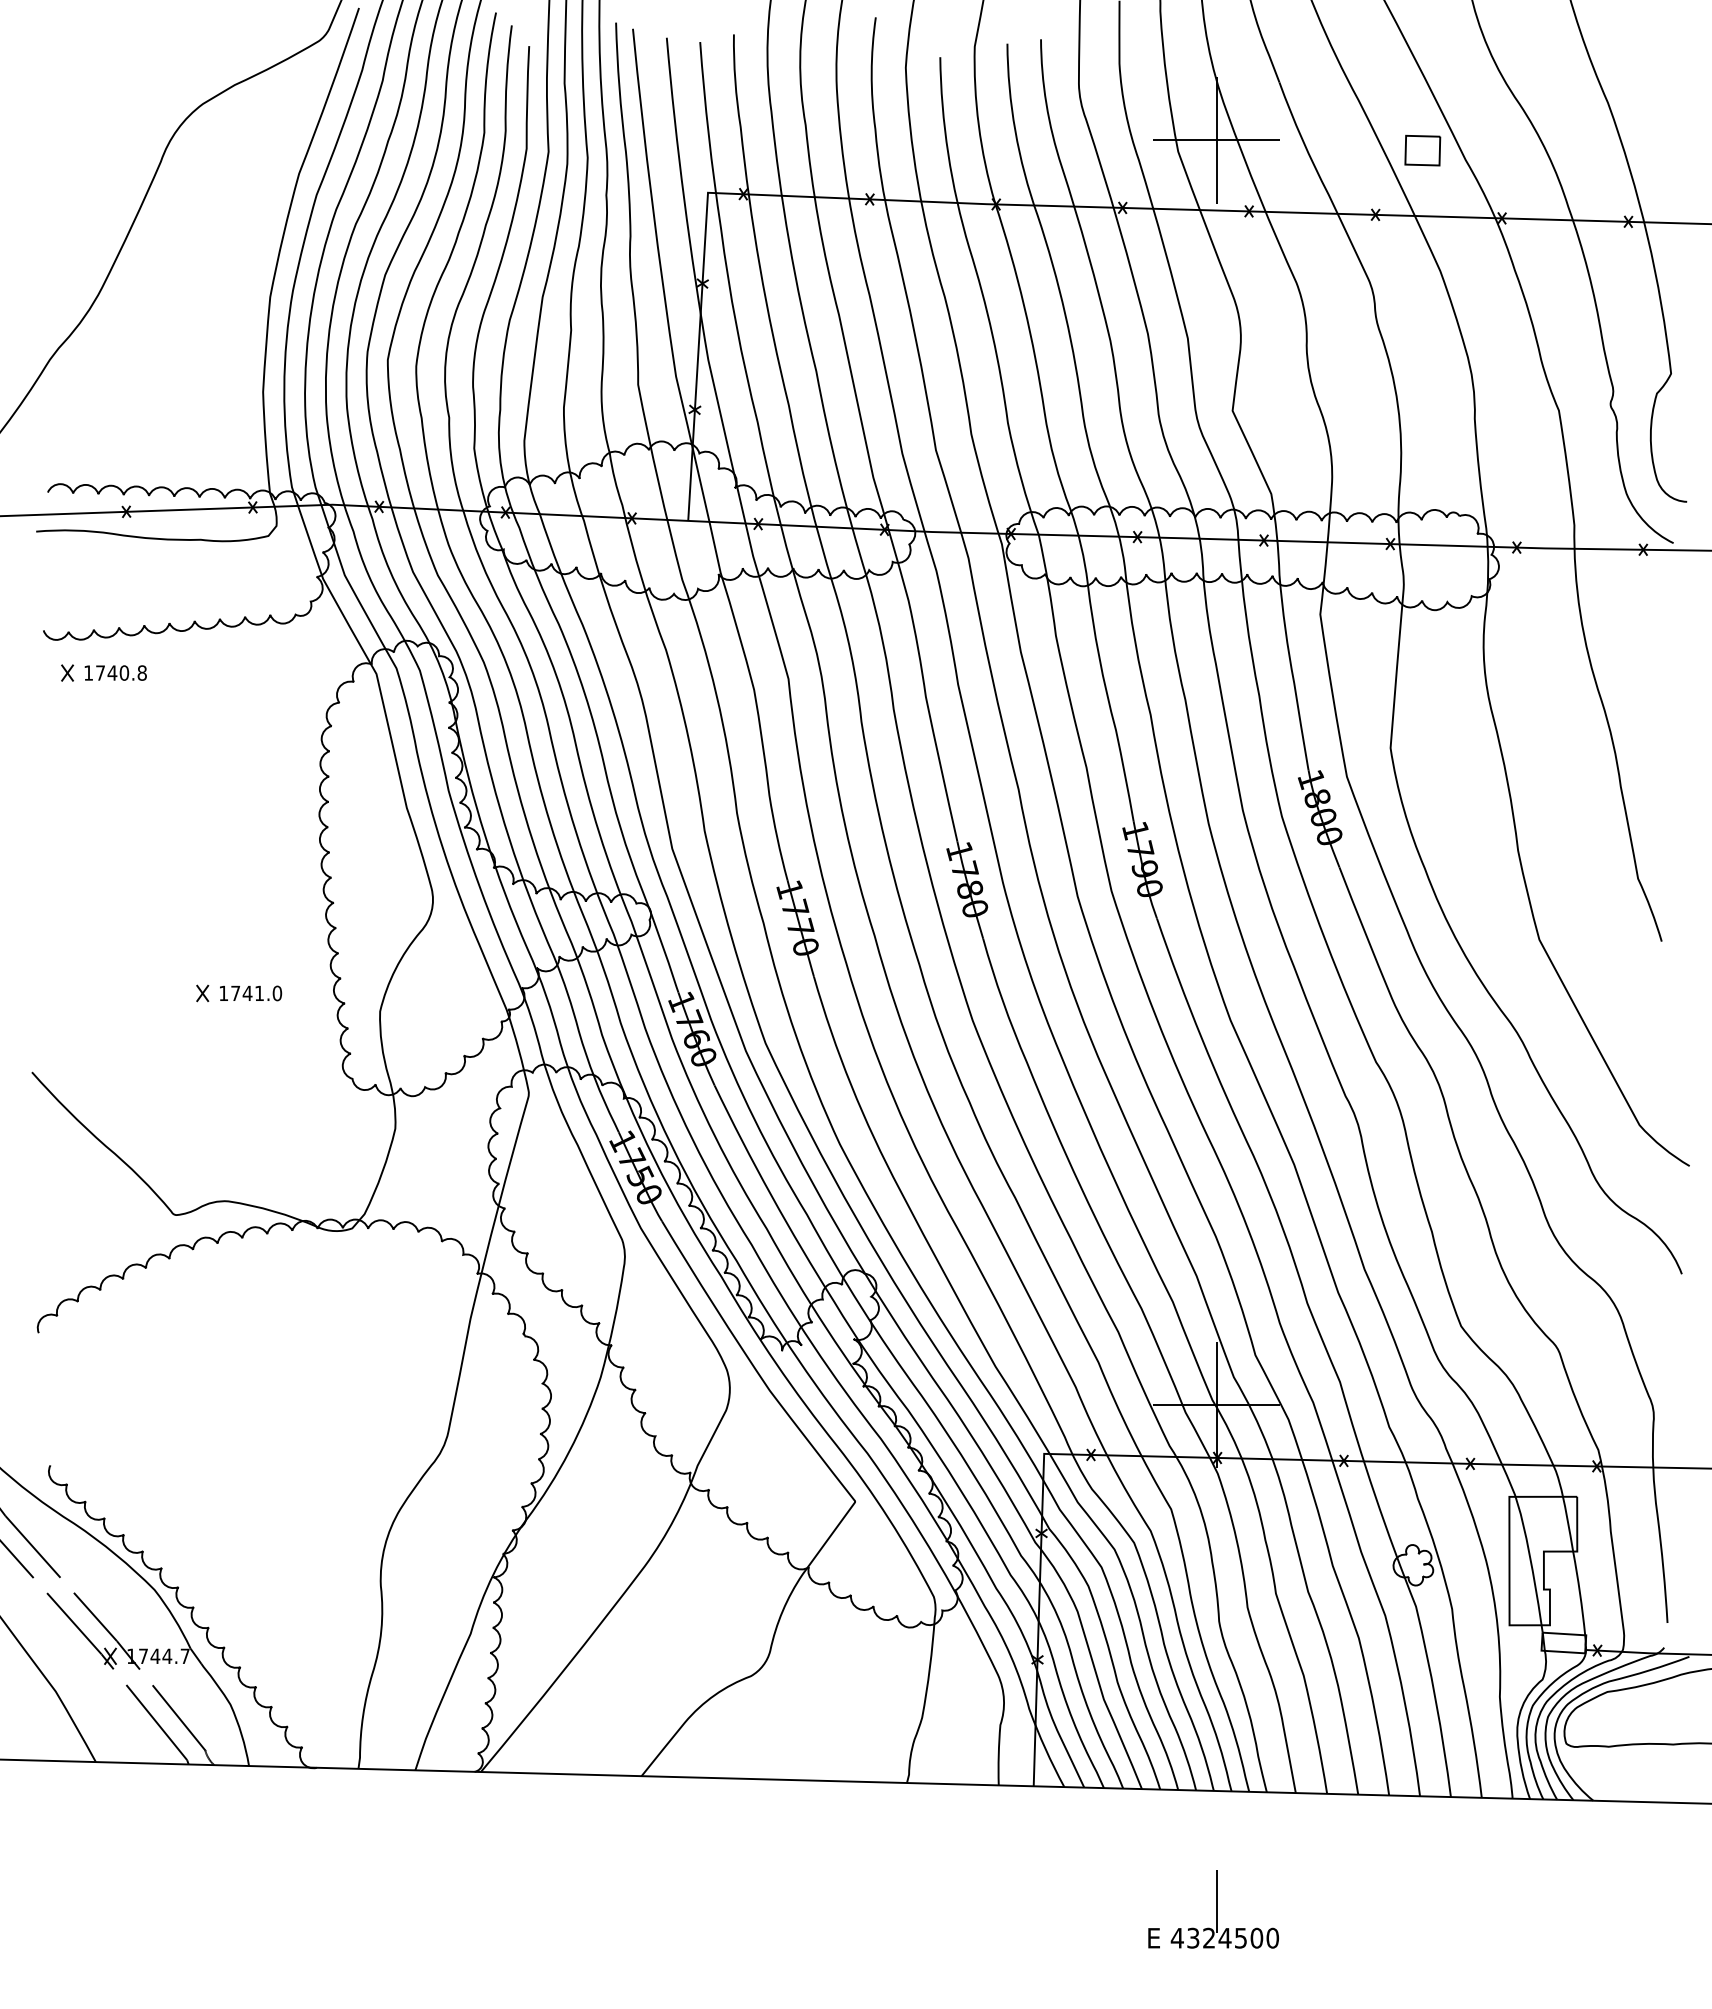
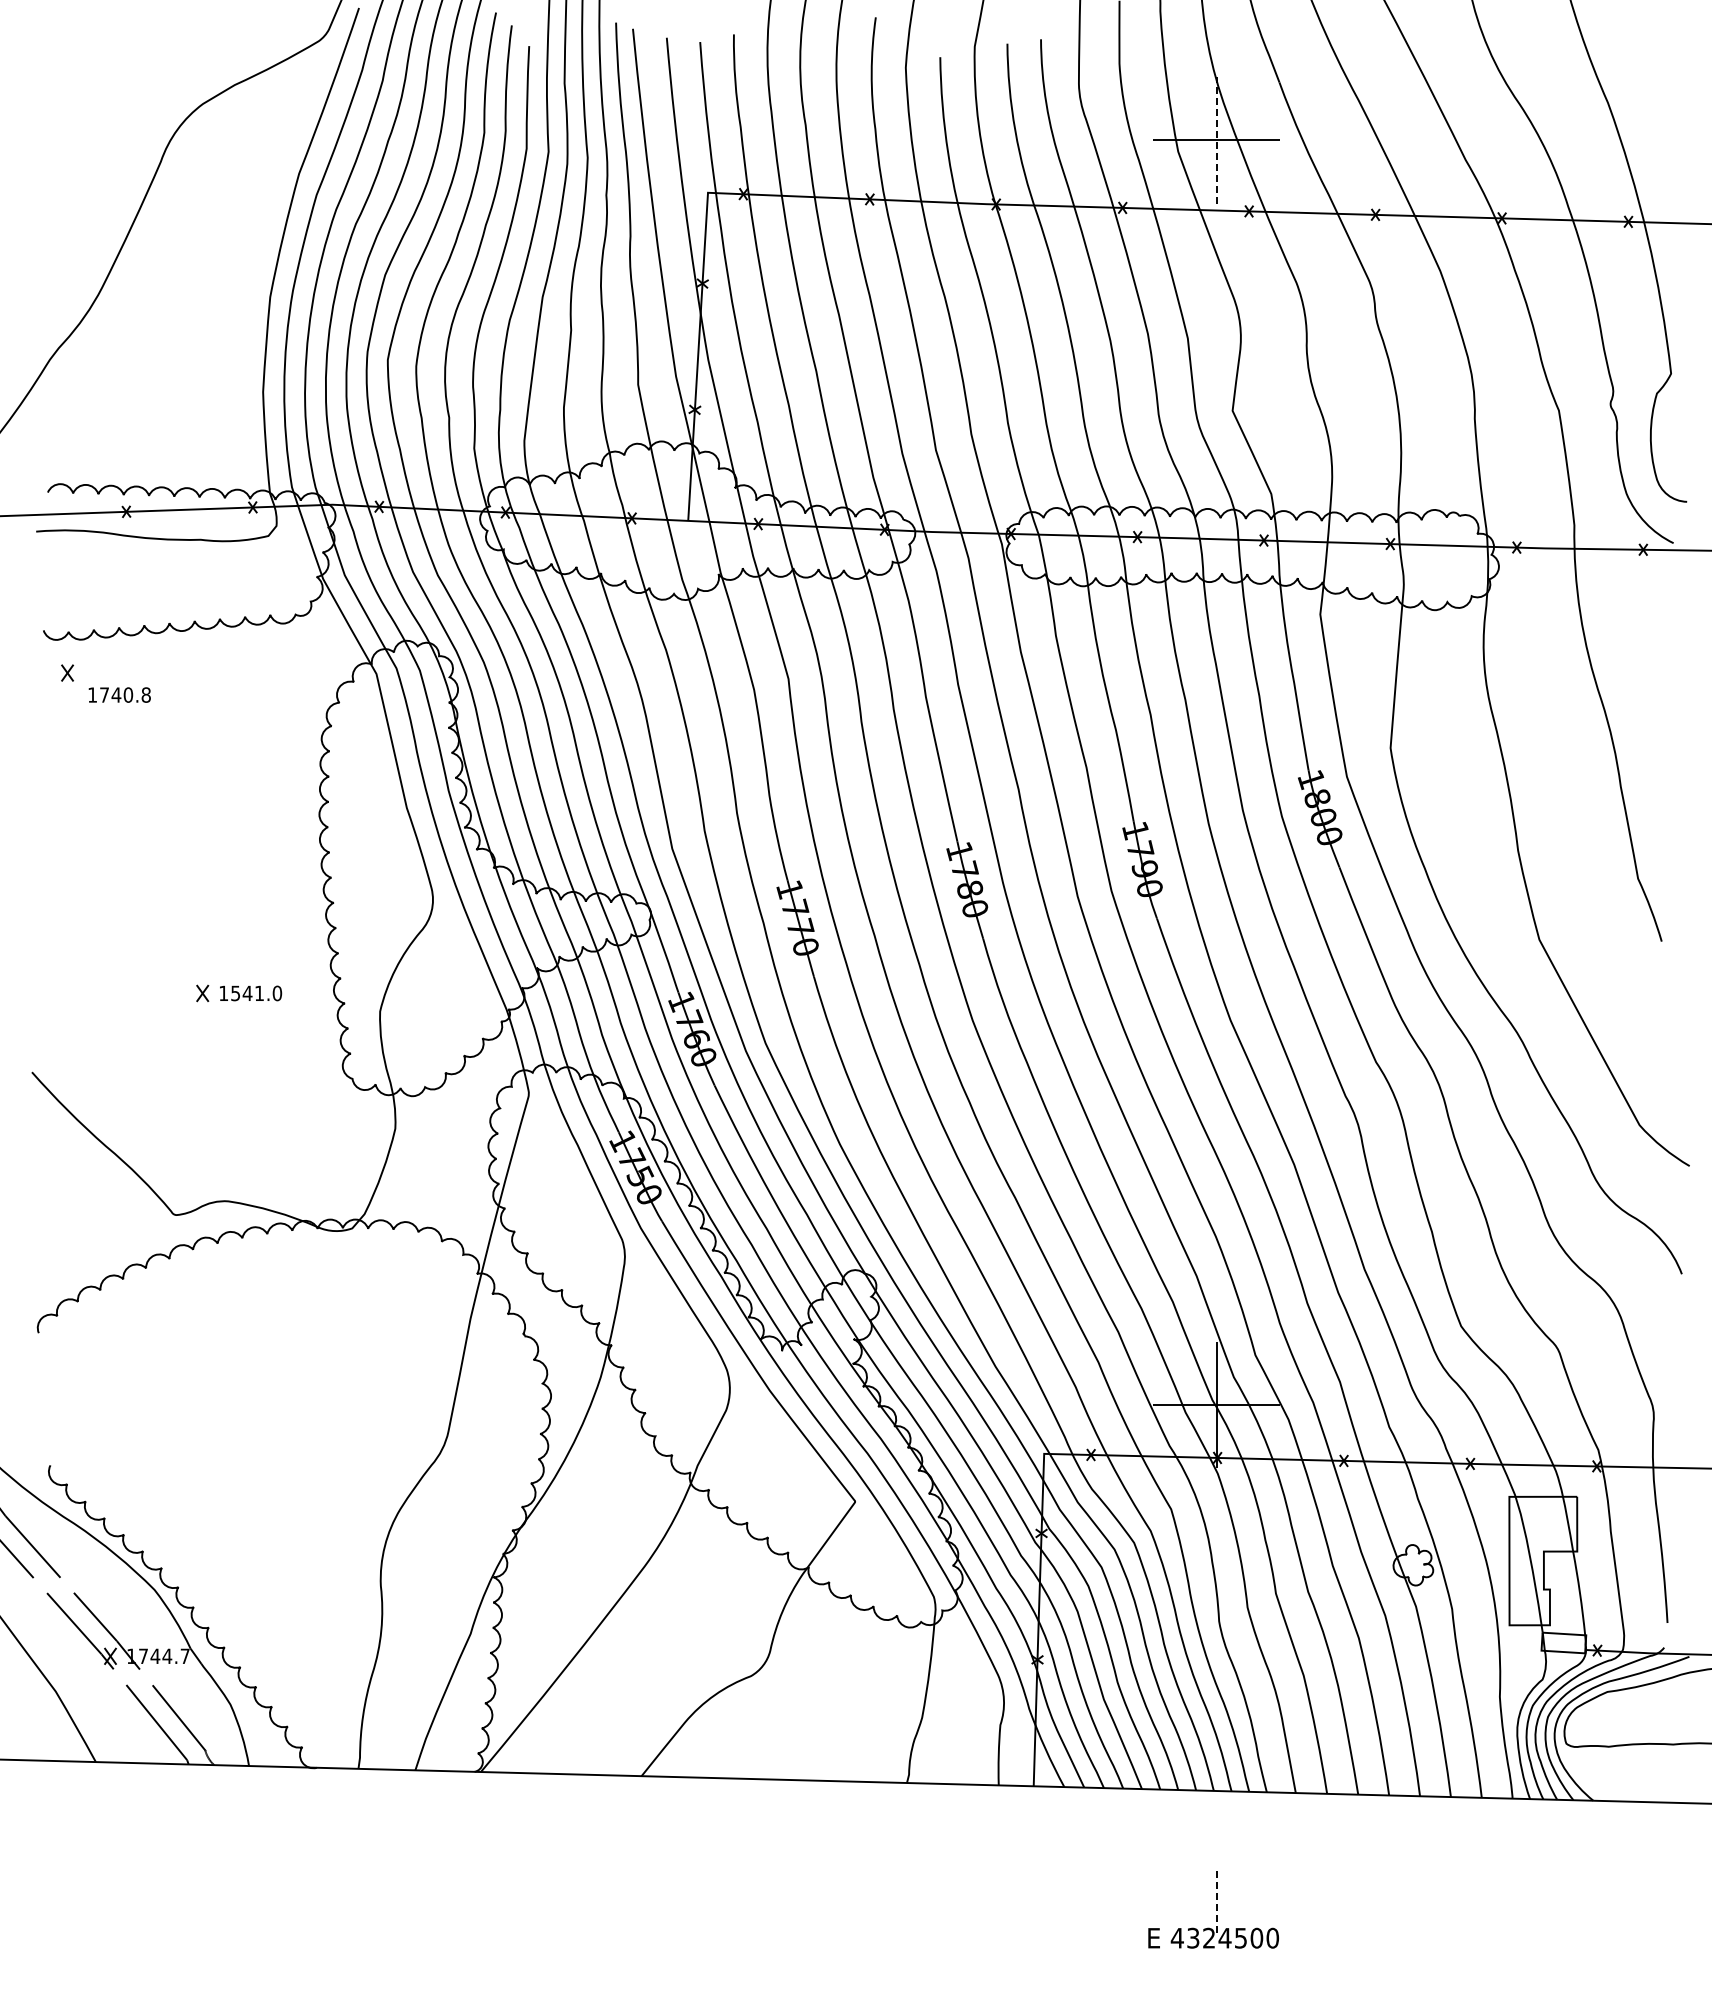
line: solid -> dashed (1216, 139)
part: present -> none (1422, 150)
text position: (115, 672) -> (119, 694) (119, 694)
text: 1741.0 -> 1541.0 (235, 993)
line: solid -> dashed (1216, 1901)
